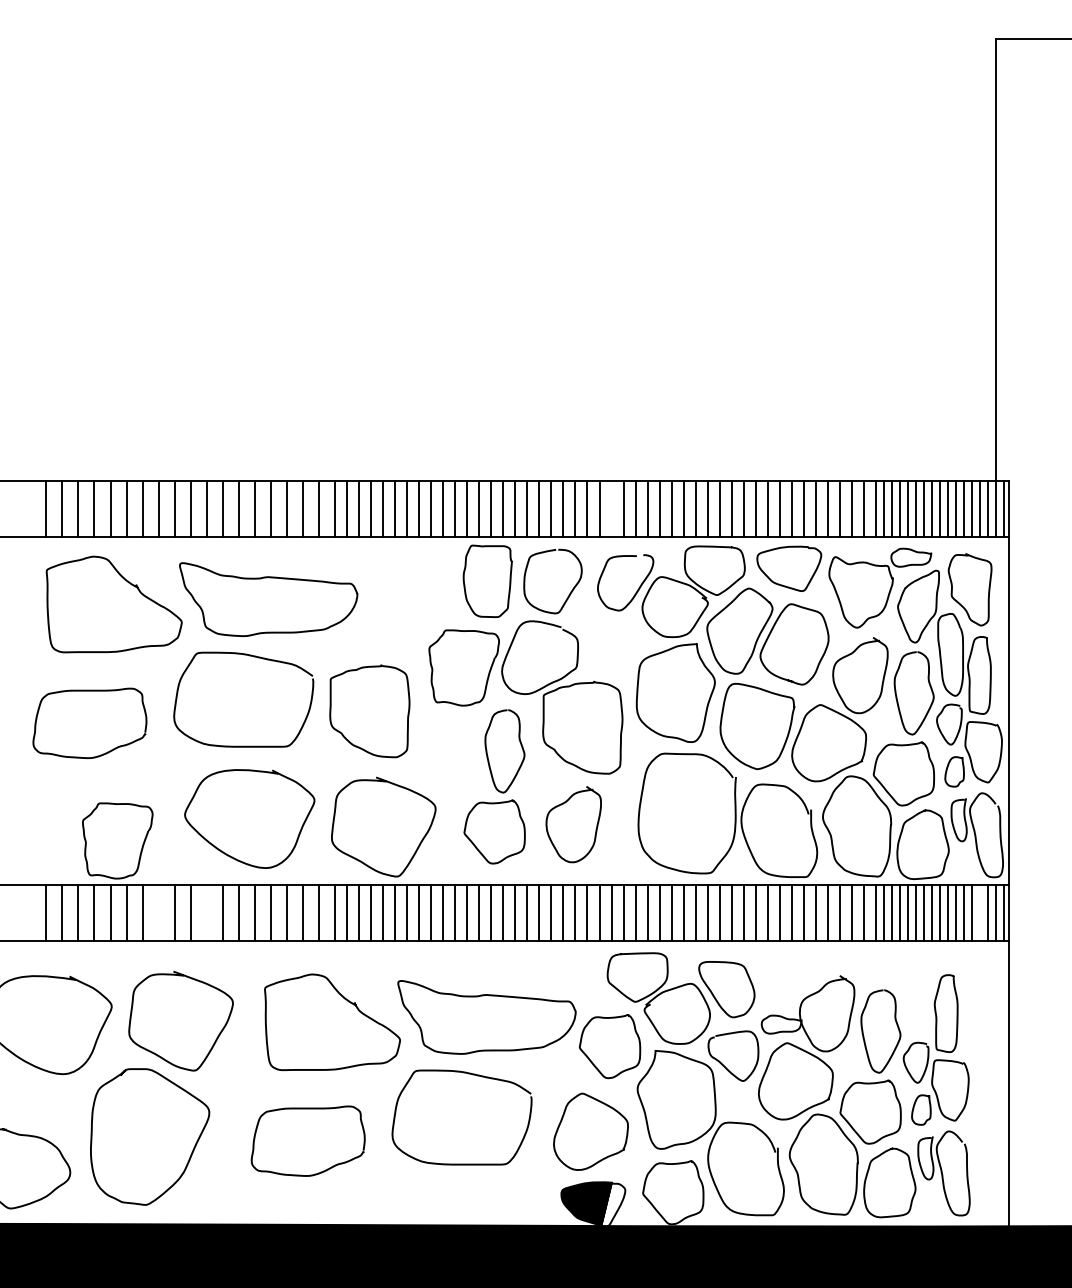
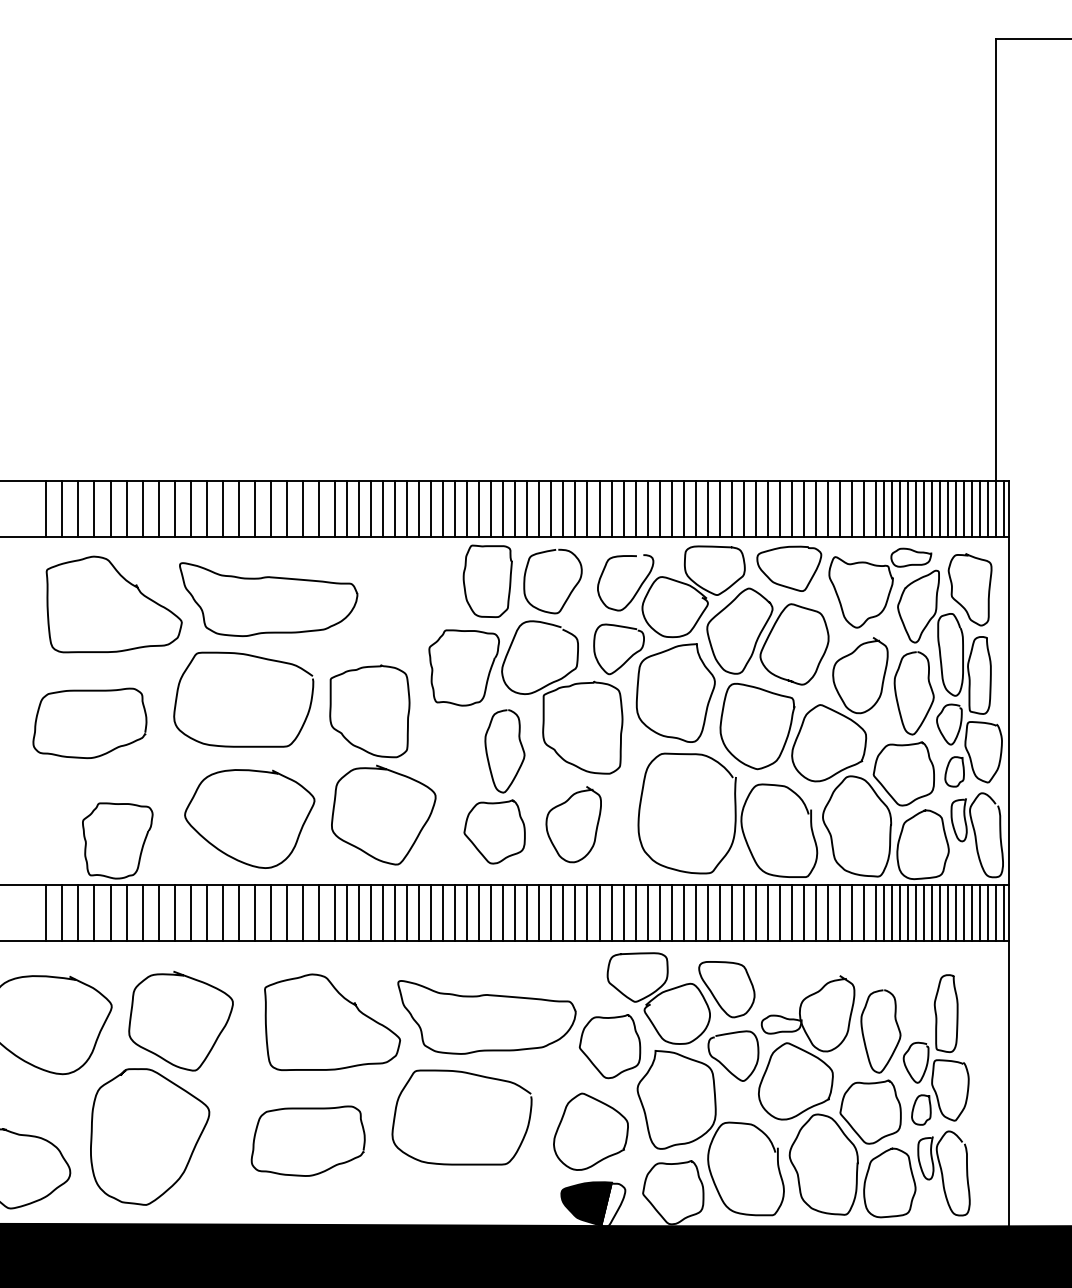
line: none -> present (611, 508)
curve: none -> present (628, 658)
curve position: (417, 846) -> (417, 834) (417, 834)
line: none -> present (158, 913)
line: none -> present (206, 913)
line: none -> present (980, 913)
